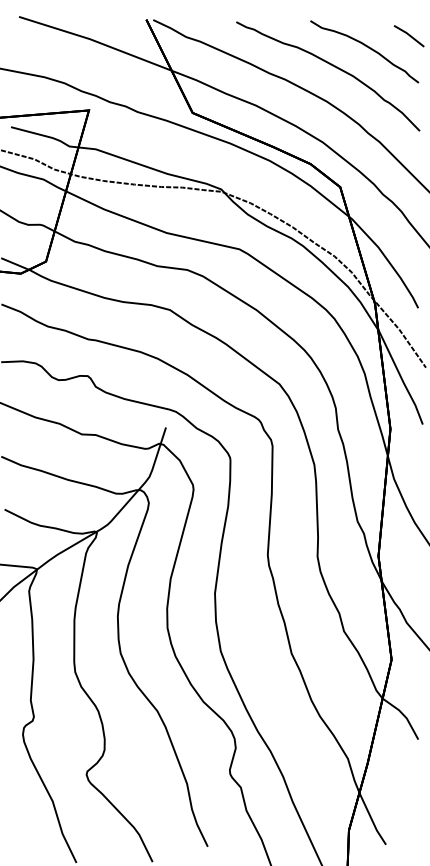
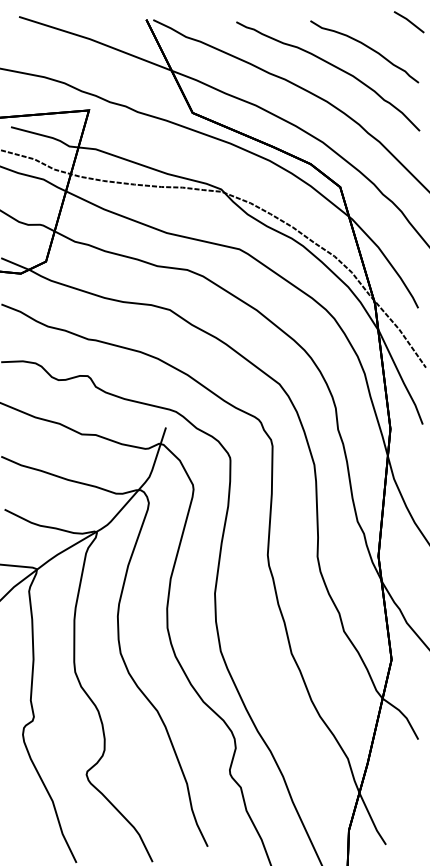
line position: (408, 35) -> (408, 21) (408, 21)
